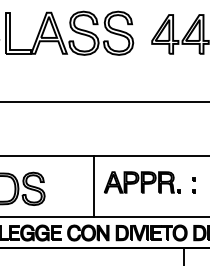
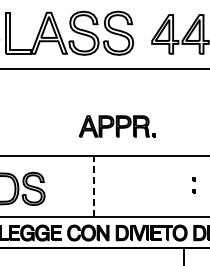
line position: (104, 101) -> (104, 68) (104, 68)
part position: (142, 182) -> (117, 126) (117, 126)
line: solid -> dashed (94, 186)
